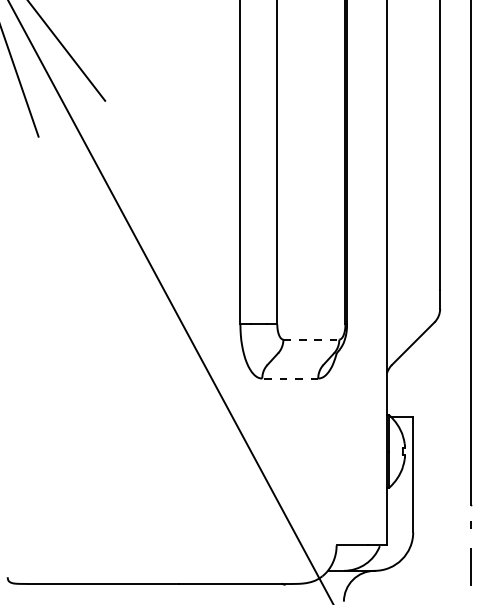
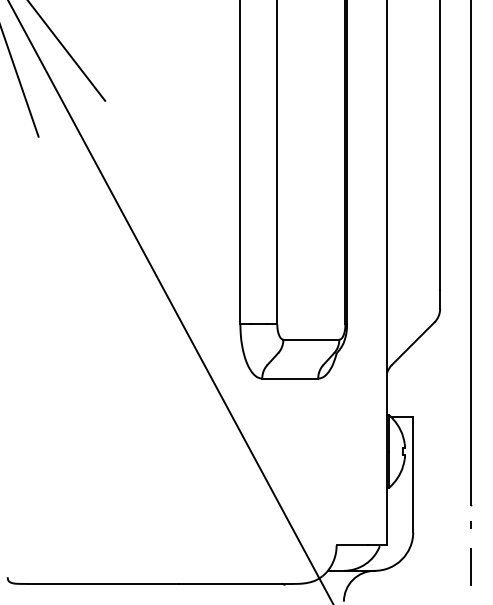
line: dashed -> solid (311, 339)
line: dashed -> solid (290, 378)
